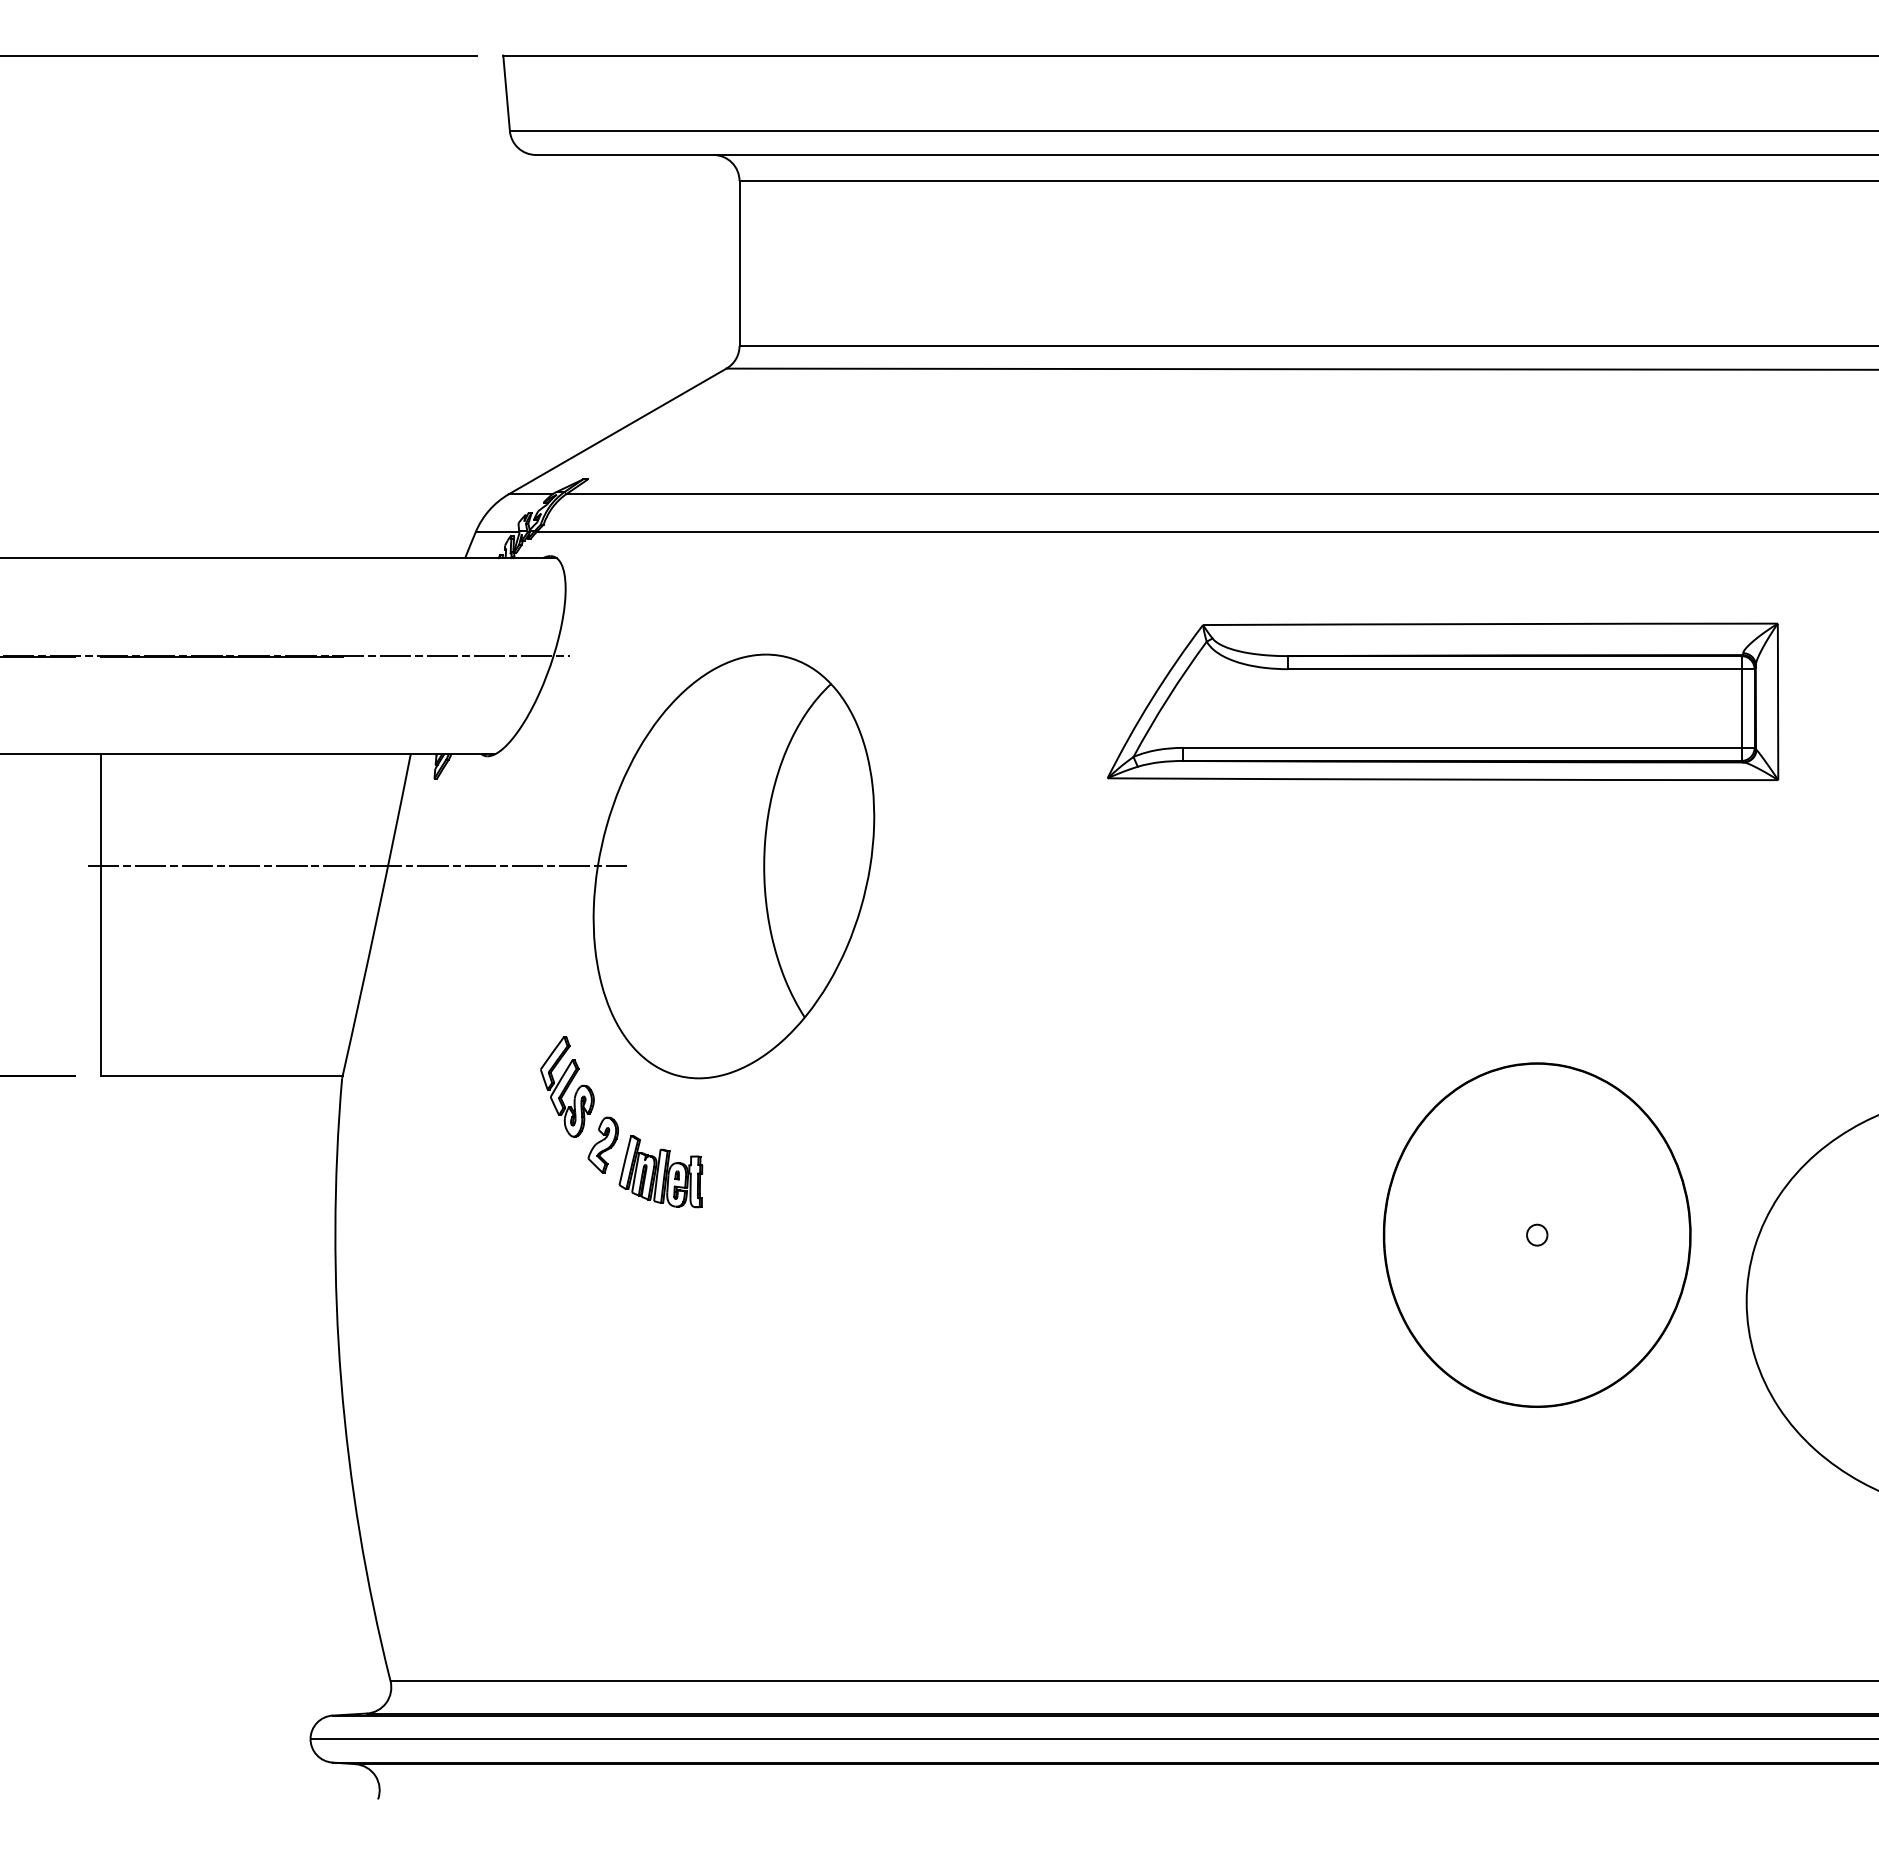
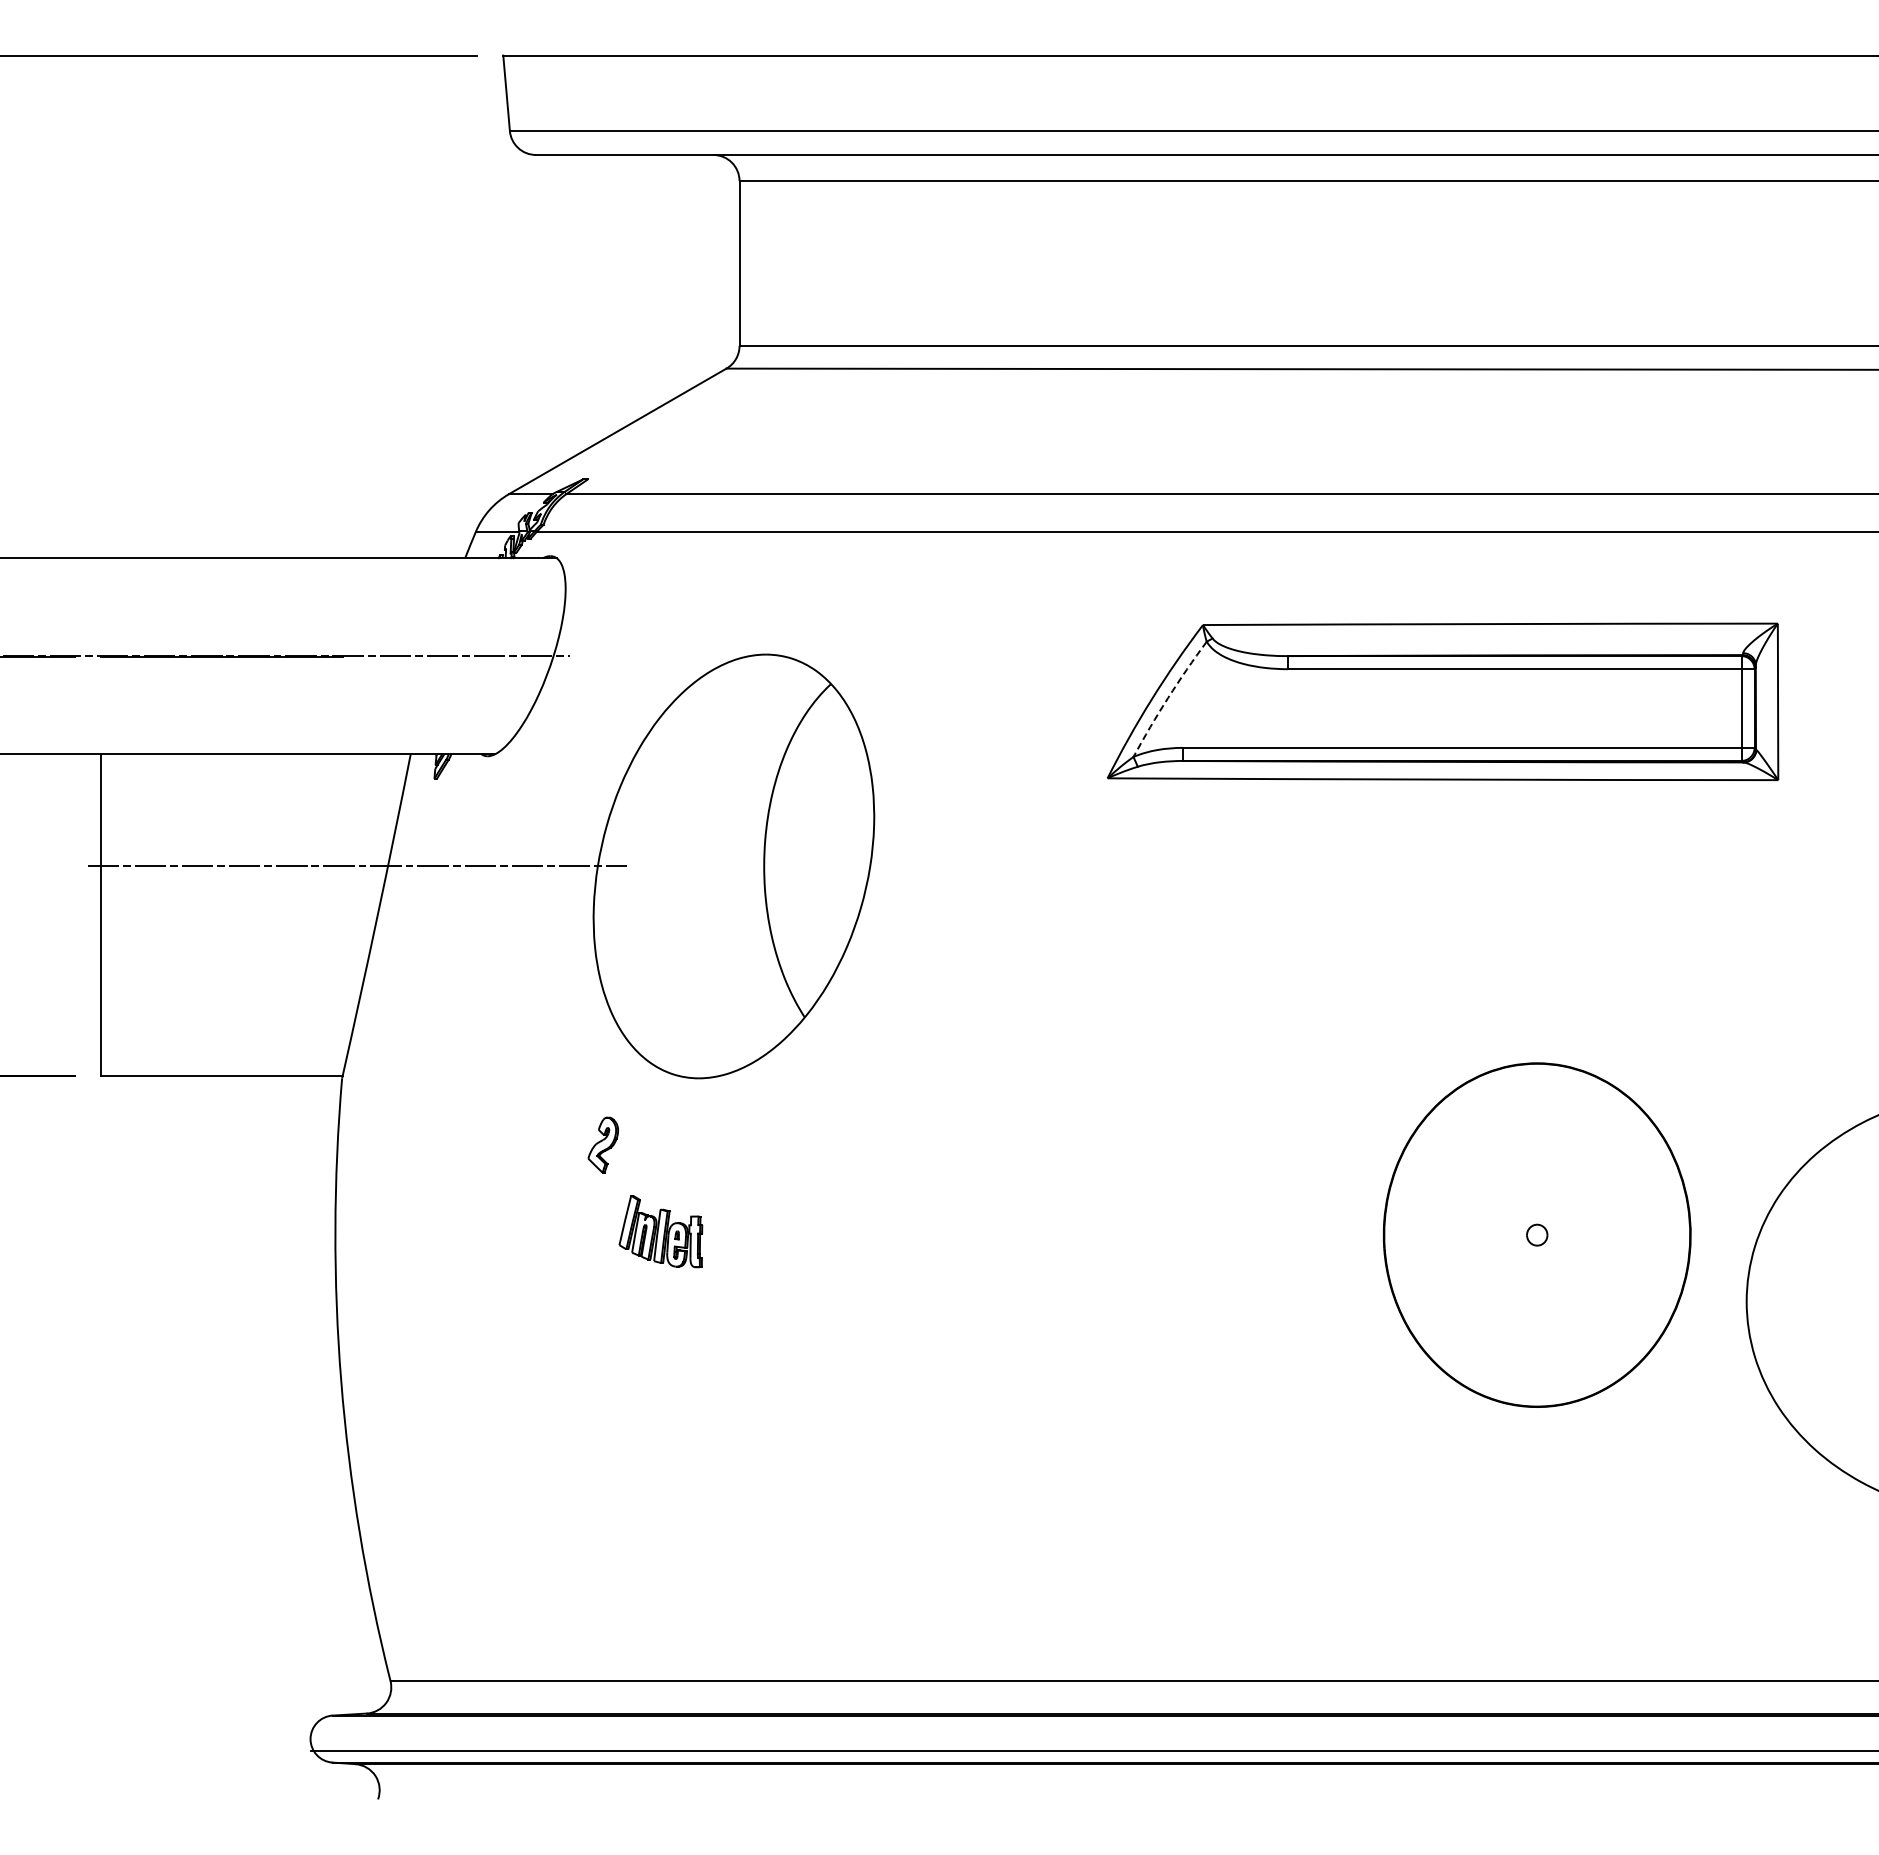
arc: solid -> dashed (1168, 698)
part: present -> none (567, 1086)
part position: (660, 1171) -> (660, 1231) (660, 1231)
line position: (1092, 1739) -> (1092, 1751) (1092, 1751)
